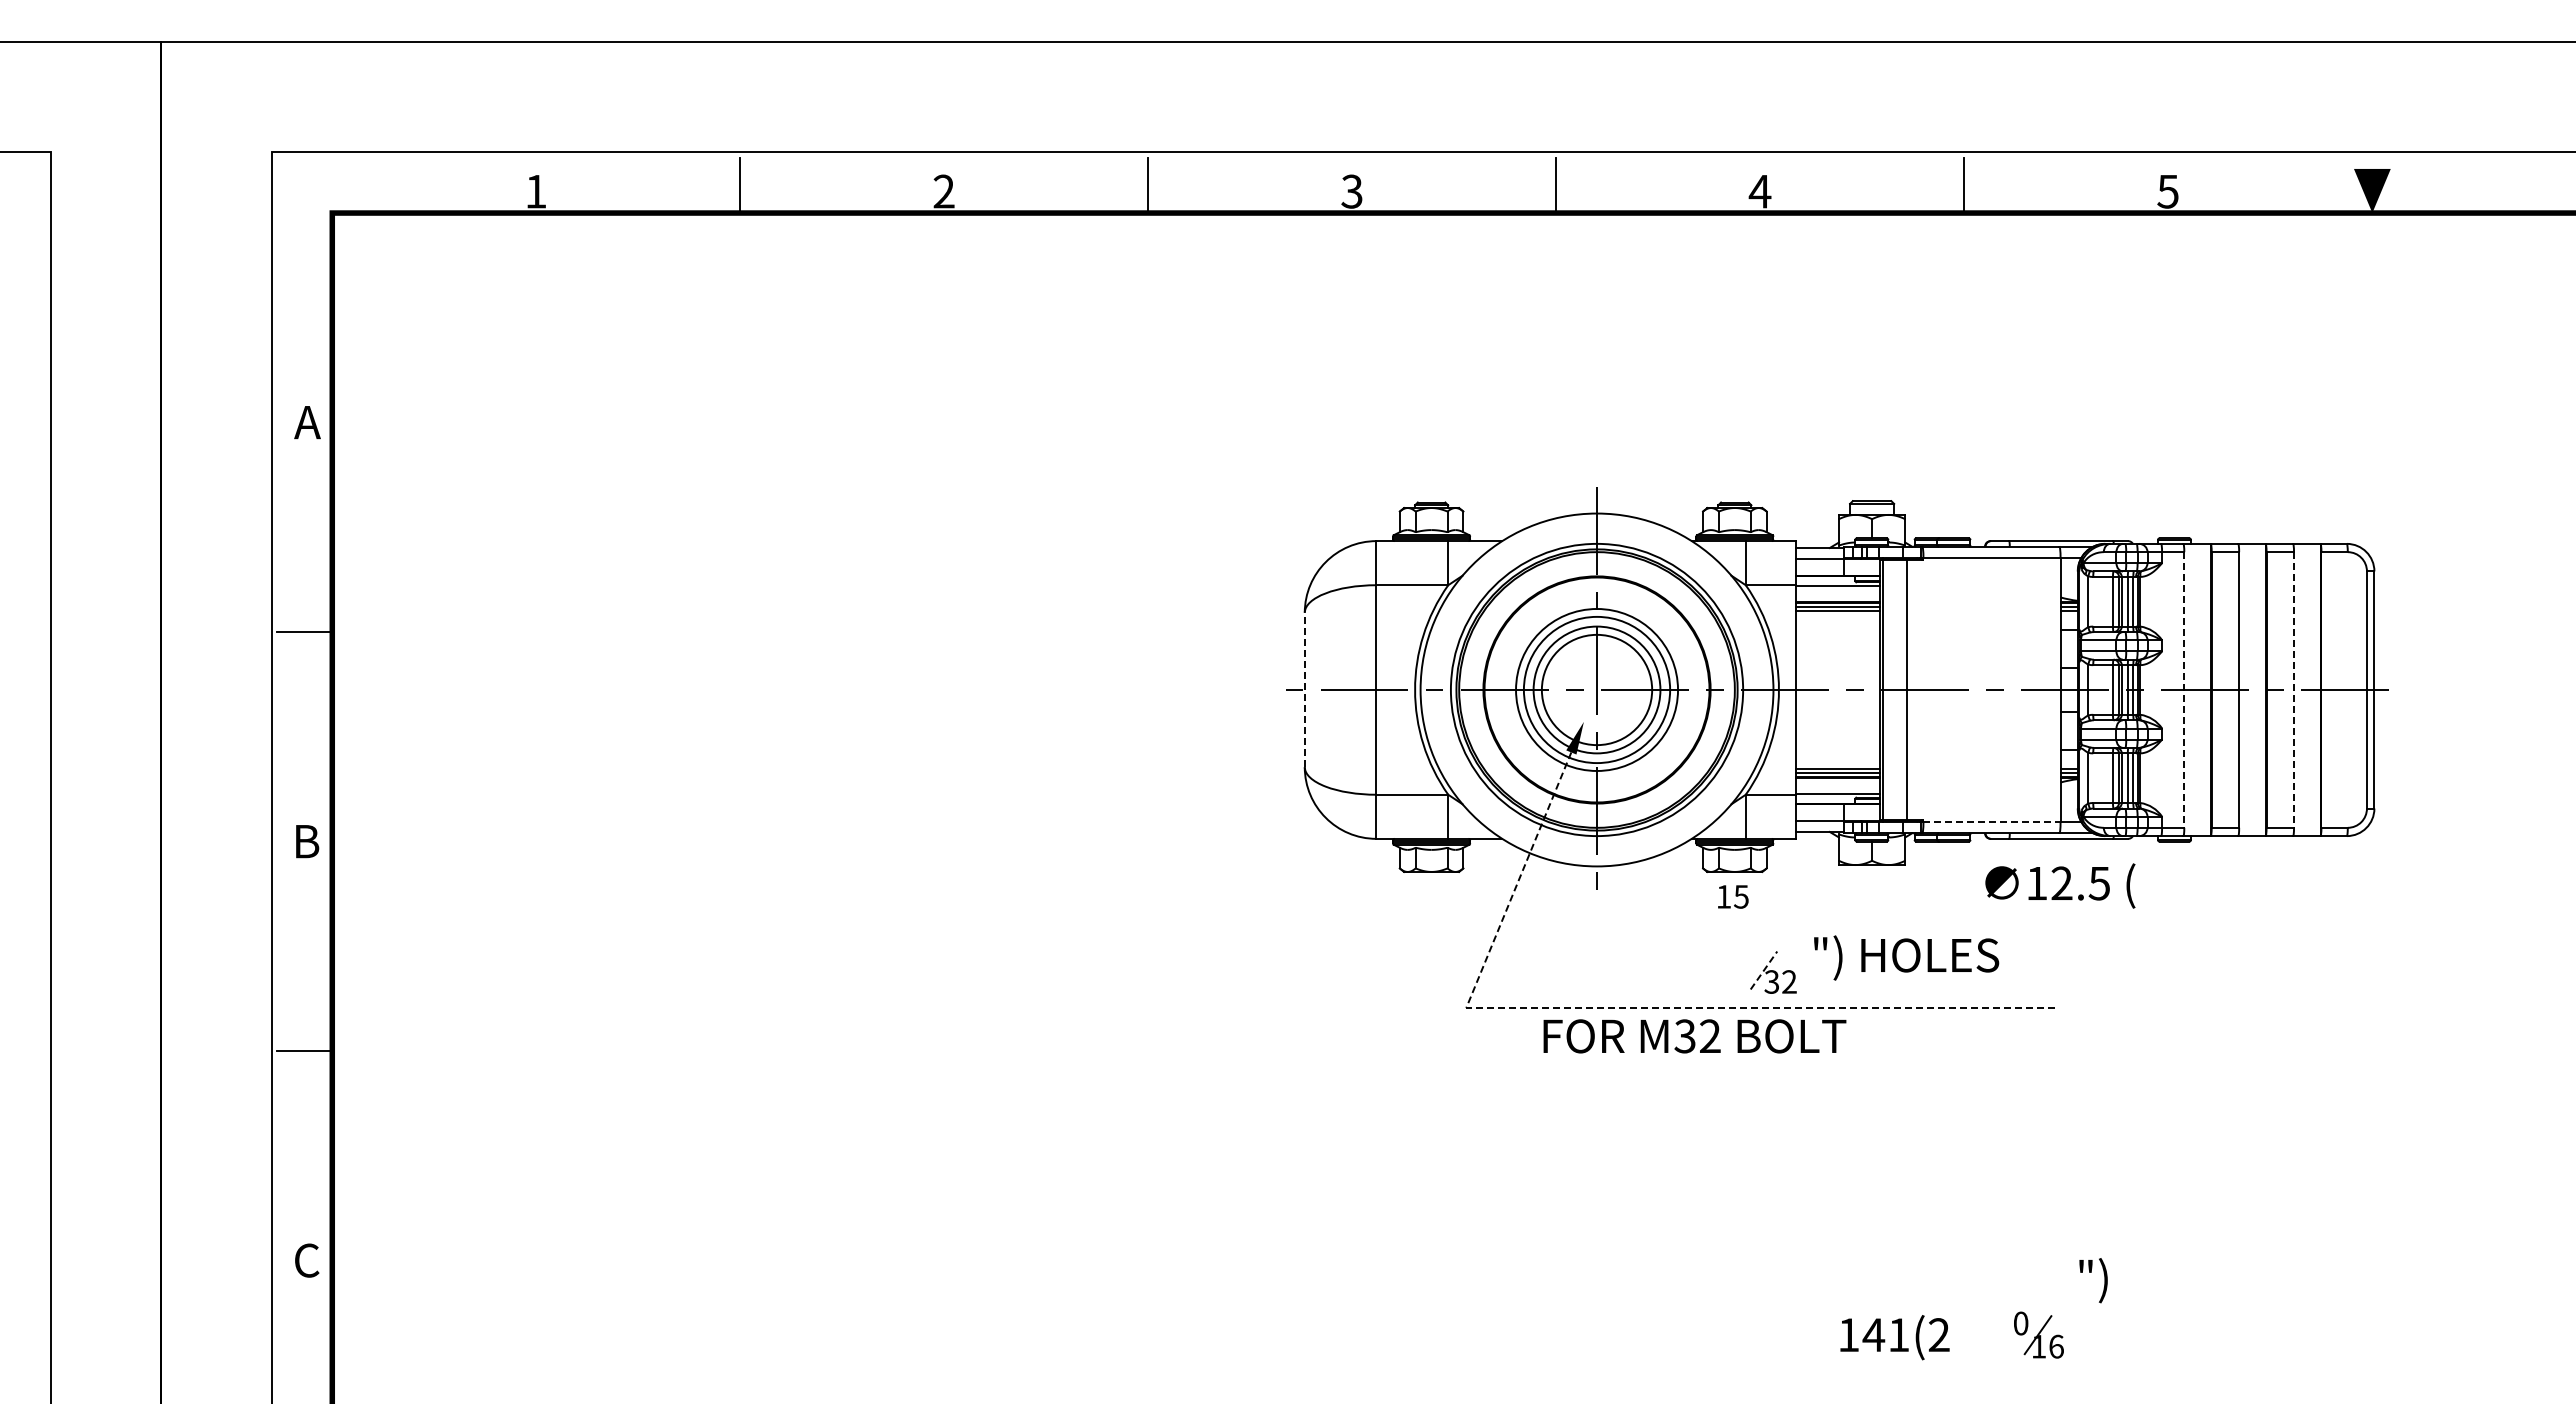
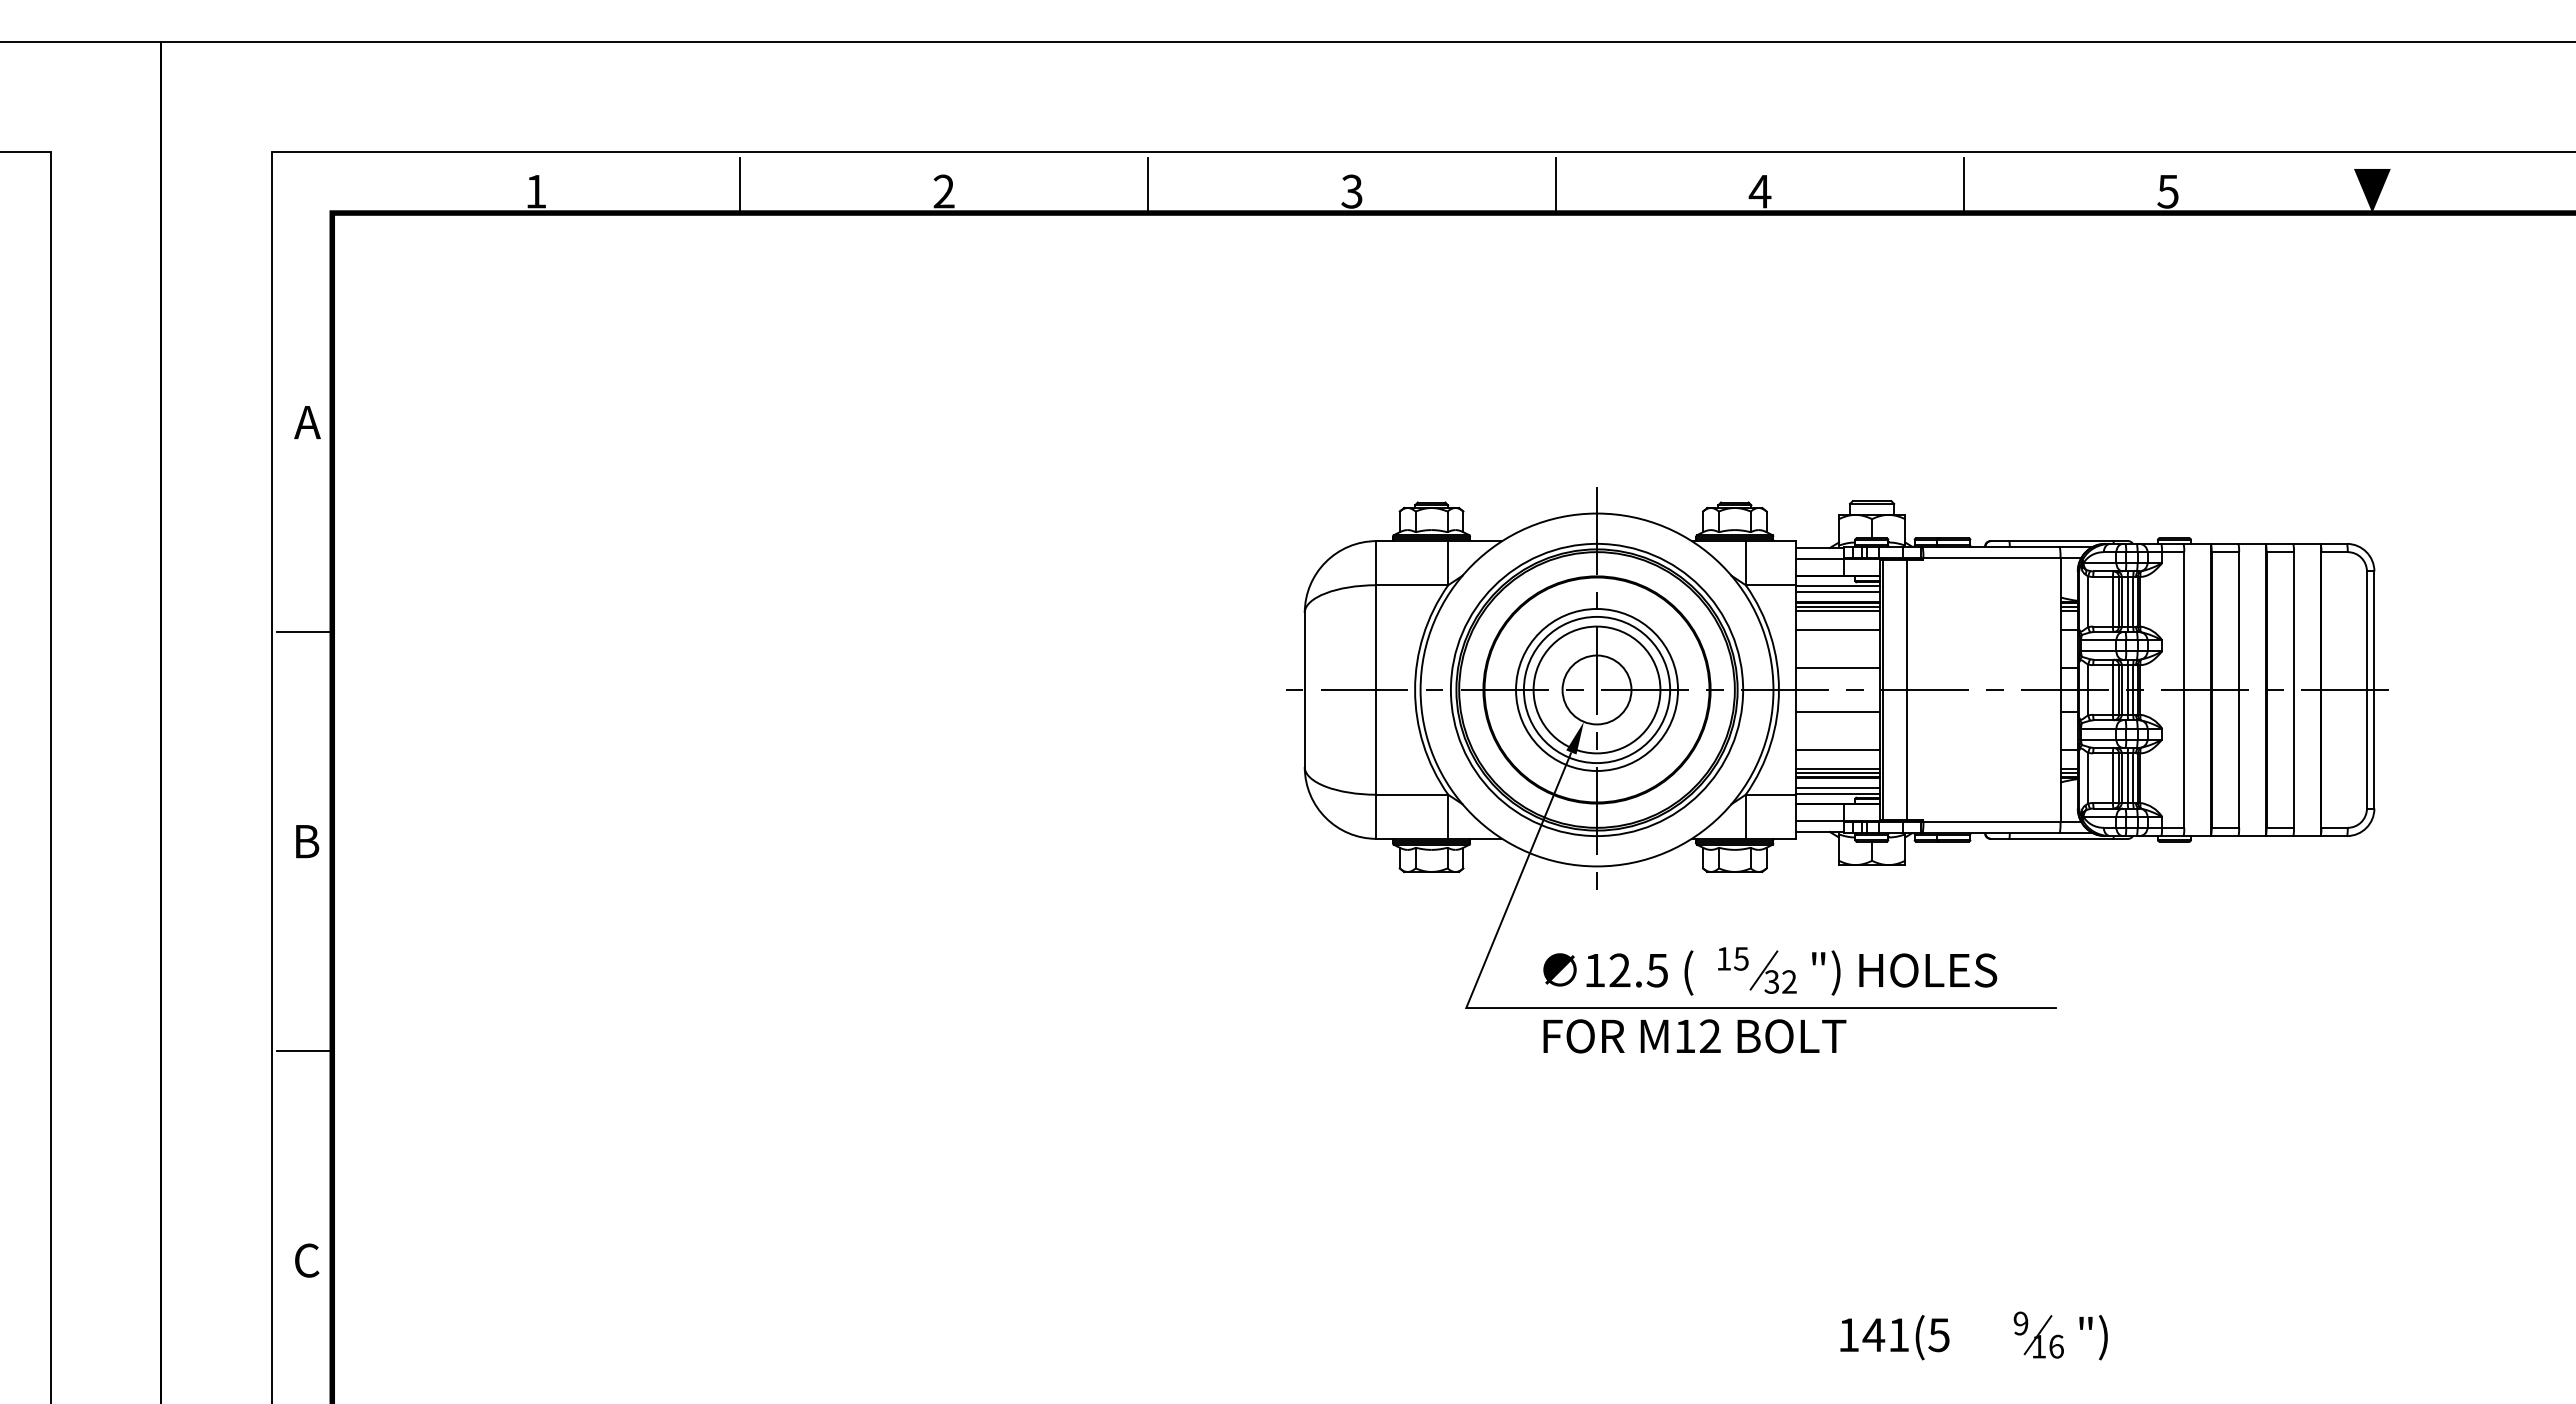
line: none -> present (1837, 591)
line: none -> present (1837, 629)
line: none -> present (1837, 667)
line: dashed -> solid (1304, 689)
circle diameter: 110 px -> 69 px (1596, 689)
line: dashed -> solid (2184, 689)
line: dashed -> solid (2294, 689)
line: none -> present (1837, 712)
line: none -> present (1837, 750)
line: none -> present (1837, 788)
line: dashed -> solid (1992, 822)
text position: (2060, 885) -> (1618, 972) (1618, 972)
text position: (1733, 896) -> (1733, 958) (1733, 958)
text position: (1906, 957) -> (1904, 972) (1904, 972)
line: dashed -> solid (1764, 970)
line: dashed -> solid (1623, 1008)
text: M32 -> M12 (1684, 1036)
text position: (2093, 1280) -> (2093, 1337) (2093, 1337)
text: 0 -> 9 (2020, 1323)
text: 141(2 -> 141(5 (1938, 1335)
